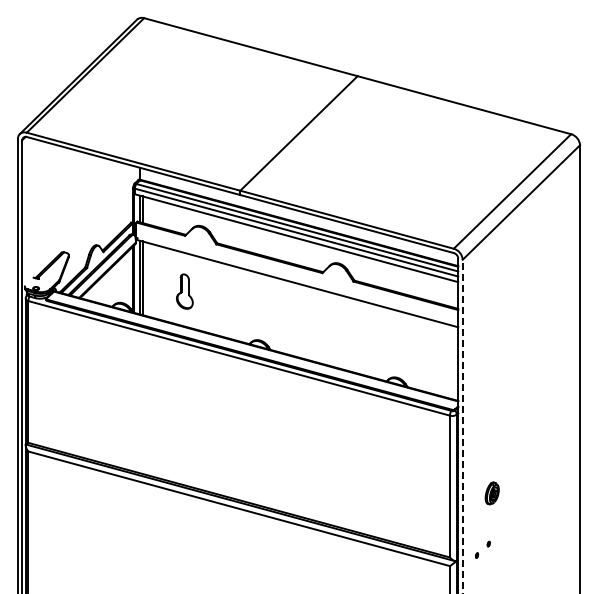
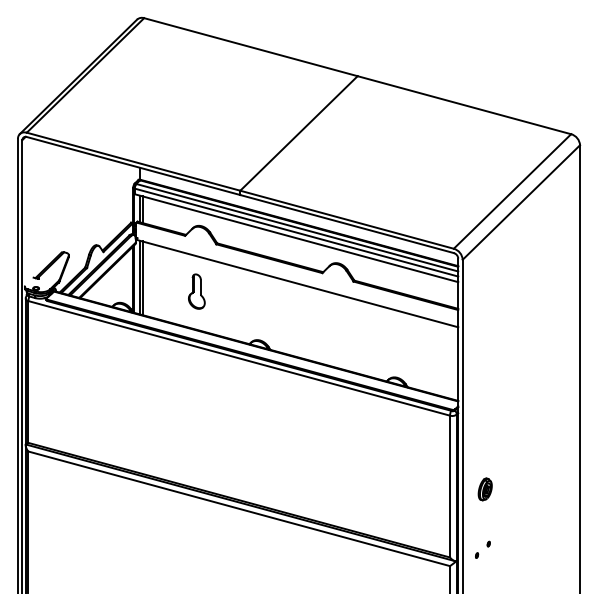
part position: (184, 291) -> (196, 291) (196, 291)
line: dashed -> solid (462, 426)
part position: (491, 493) -> (484, 489) (484, 489)
